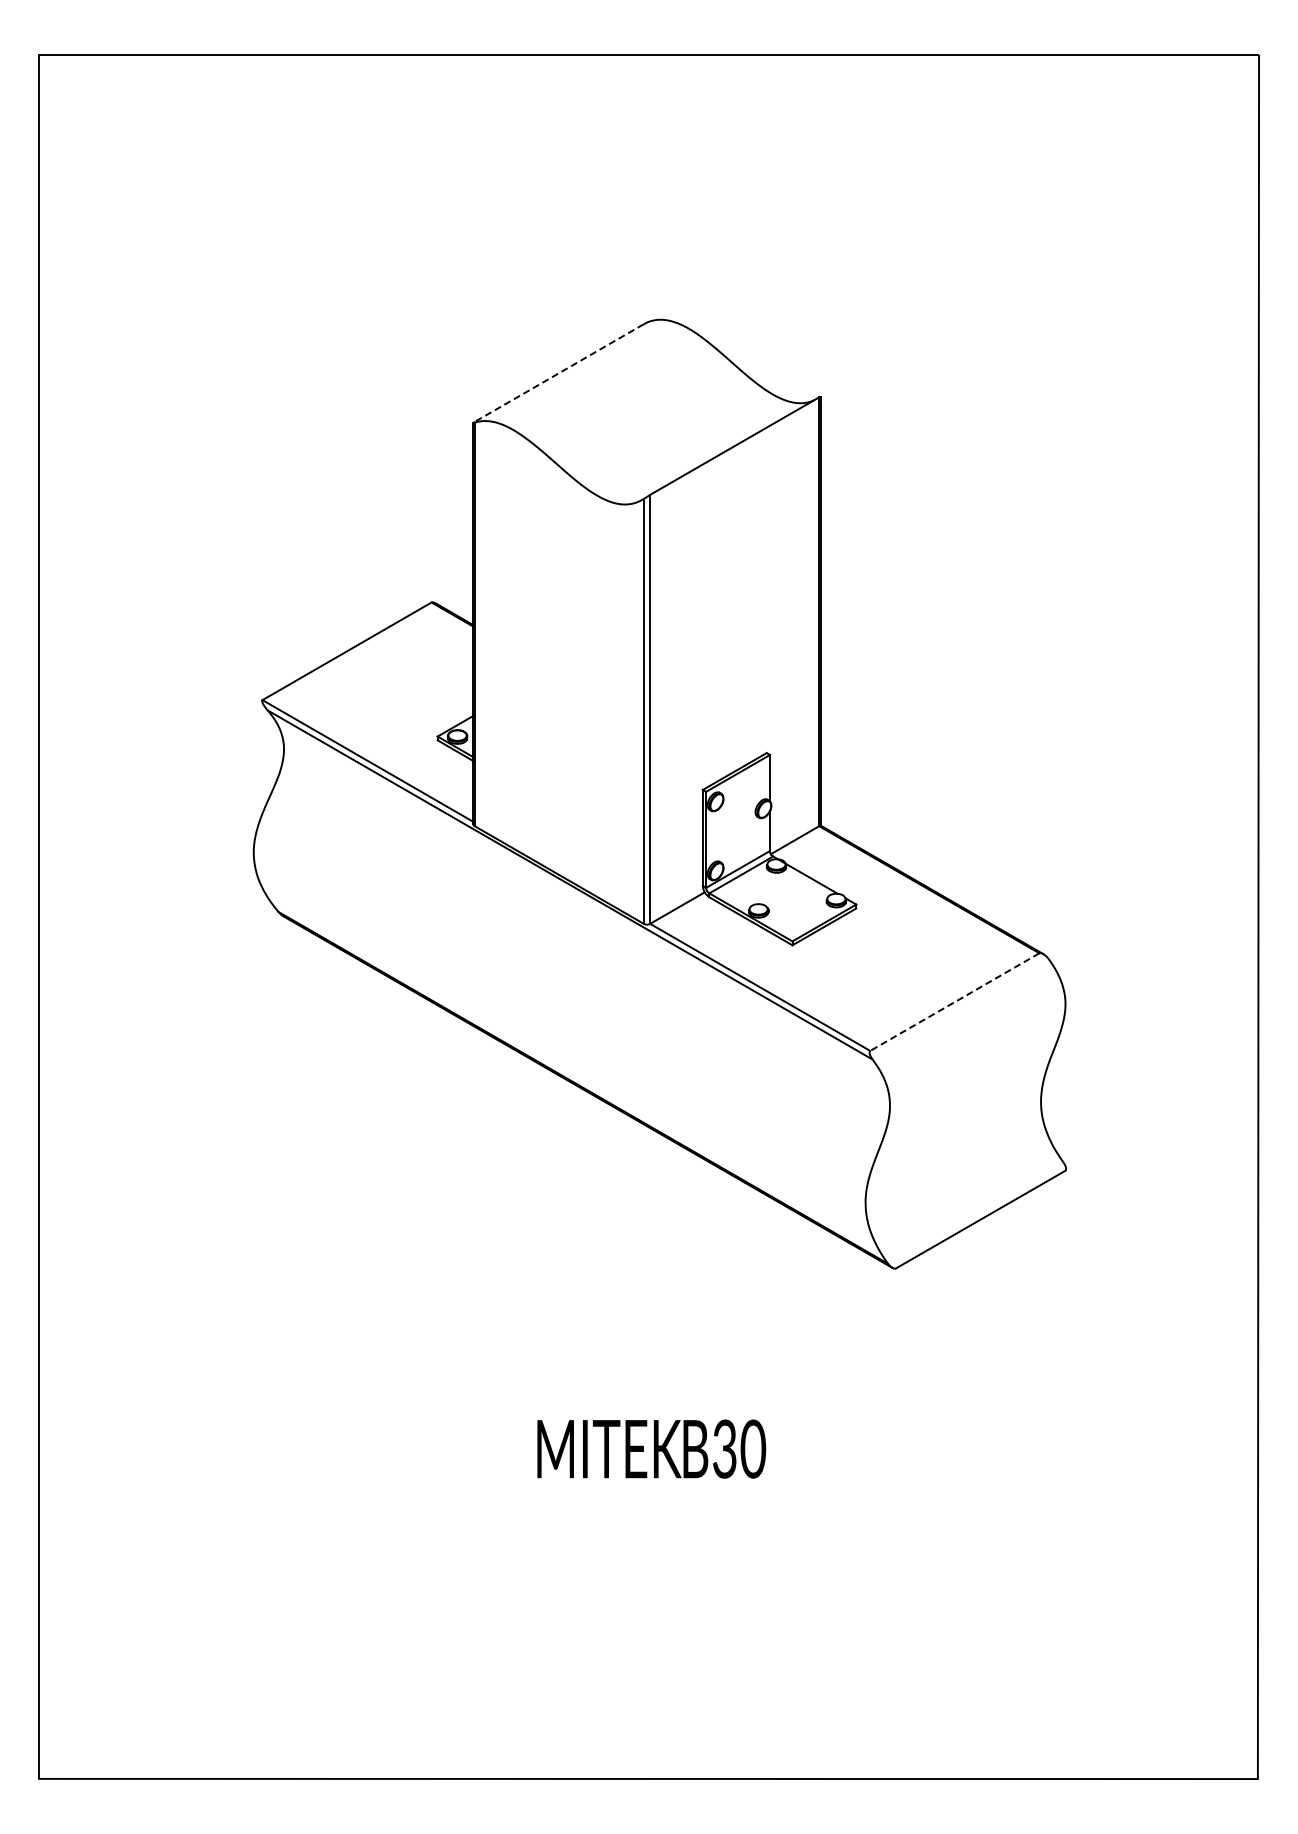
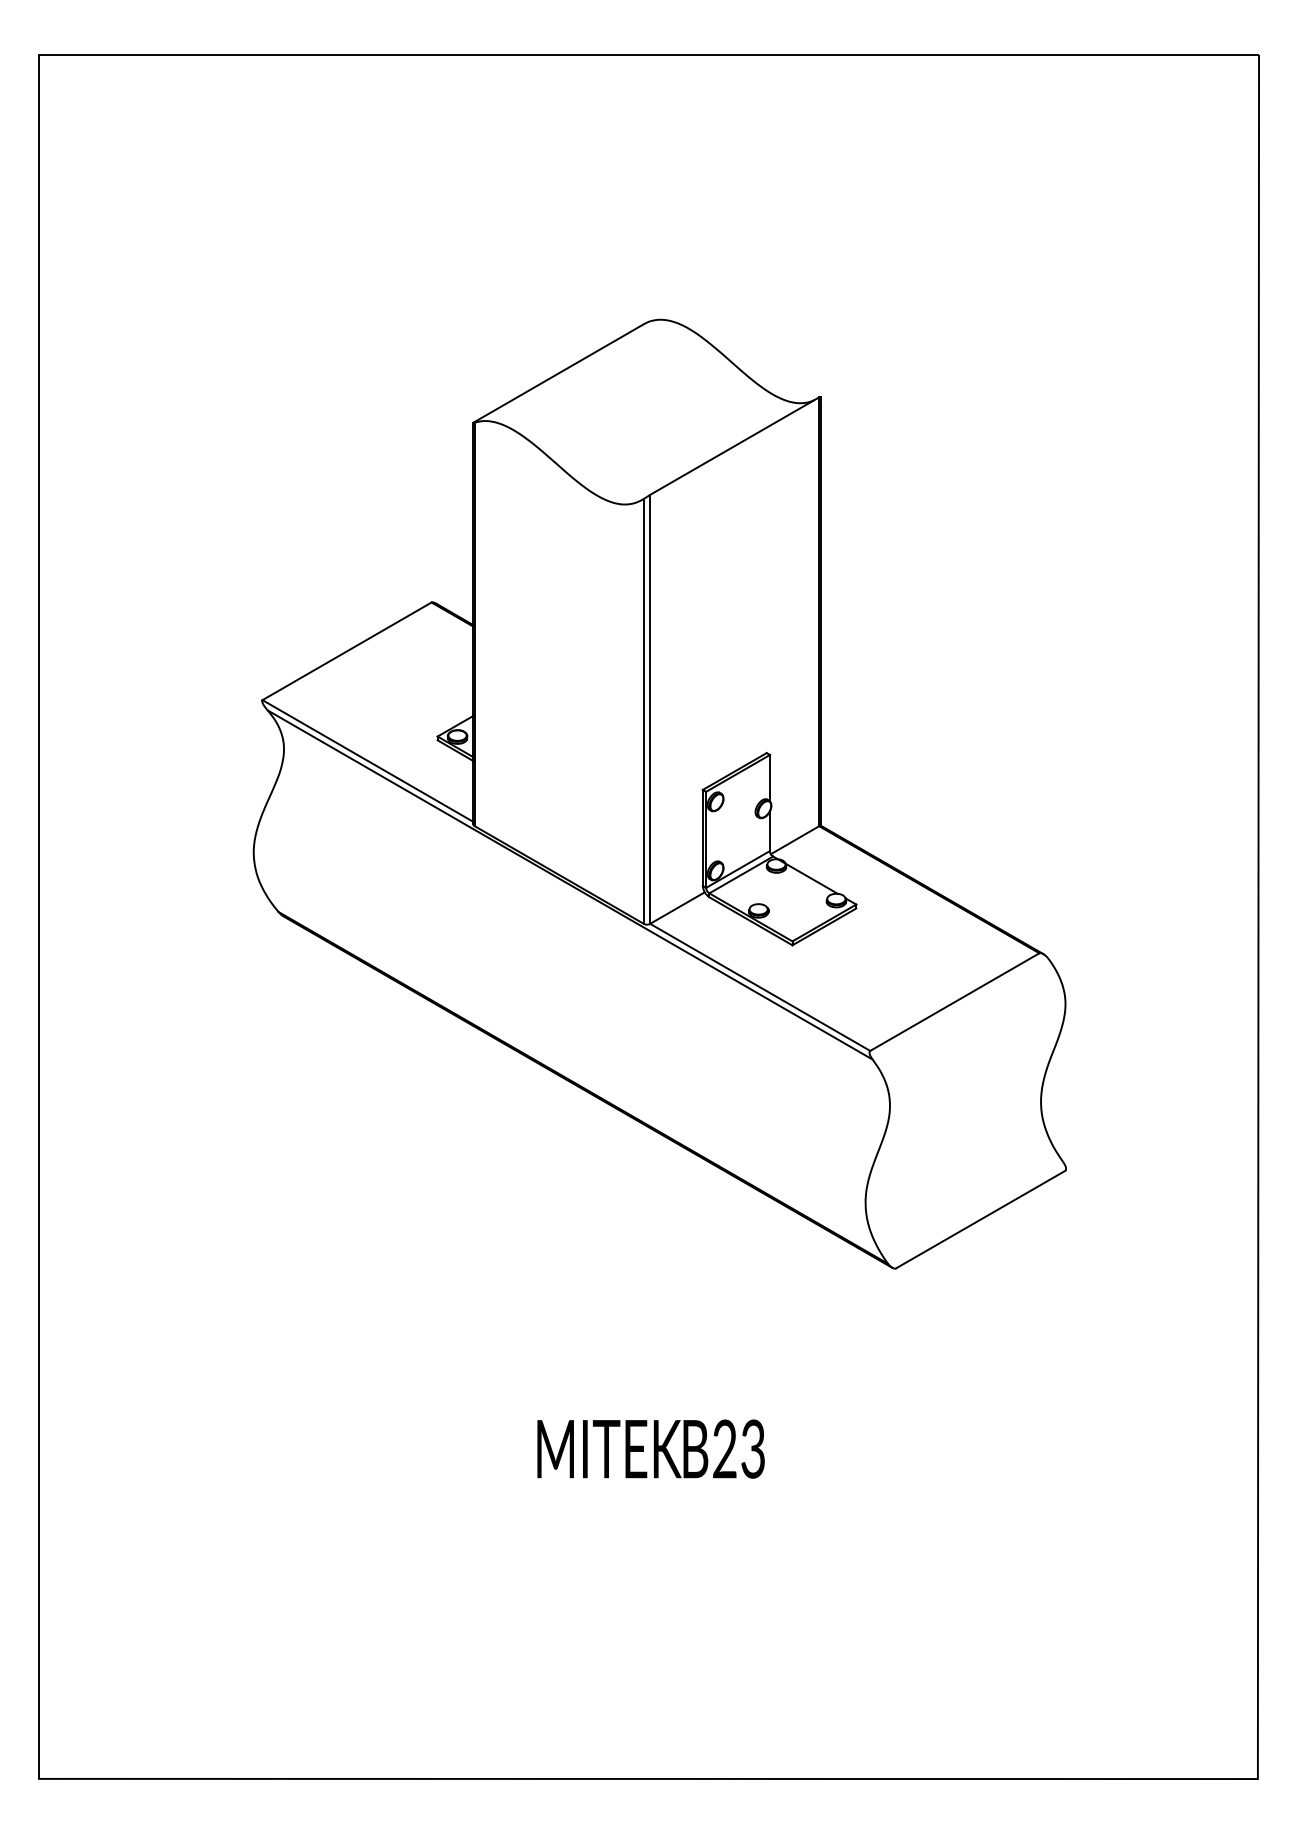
line: dashed -> solid (559, 373)
line: dashed -> solid (954, 1002)
text: B30 -> B23 (739, 1448)
